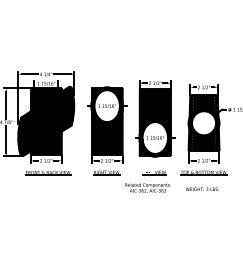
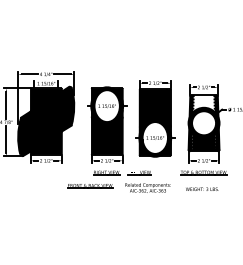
fill: present -> none (203, 103)
part position: (154, 172) -> (139, 172) (139, 172)
line position: (48, 173) -> (90, 186) (90, 186)
